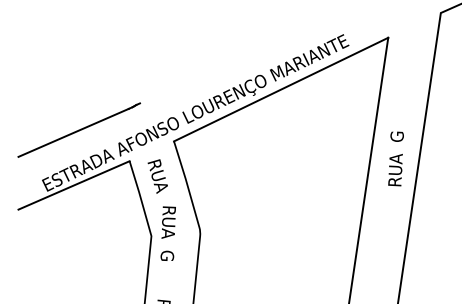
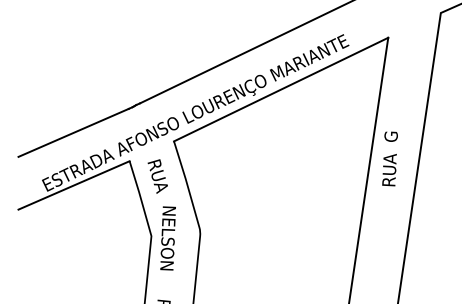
line: none -> present (244, 52)
text position: (395, 158) -> (389, 158) (389, 158)
text: RUA  G -> NELSON (167, 239)
